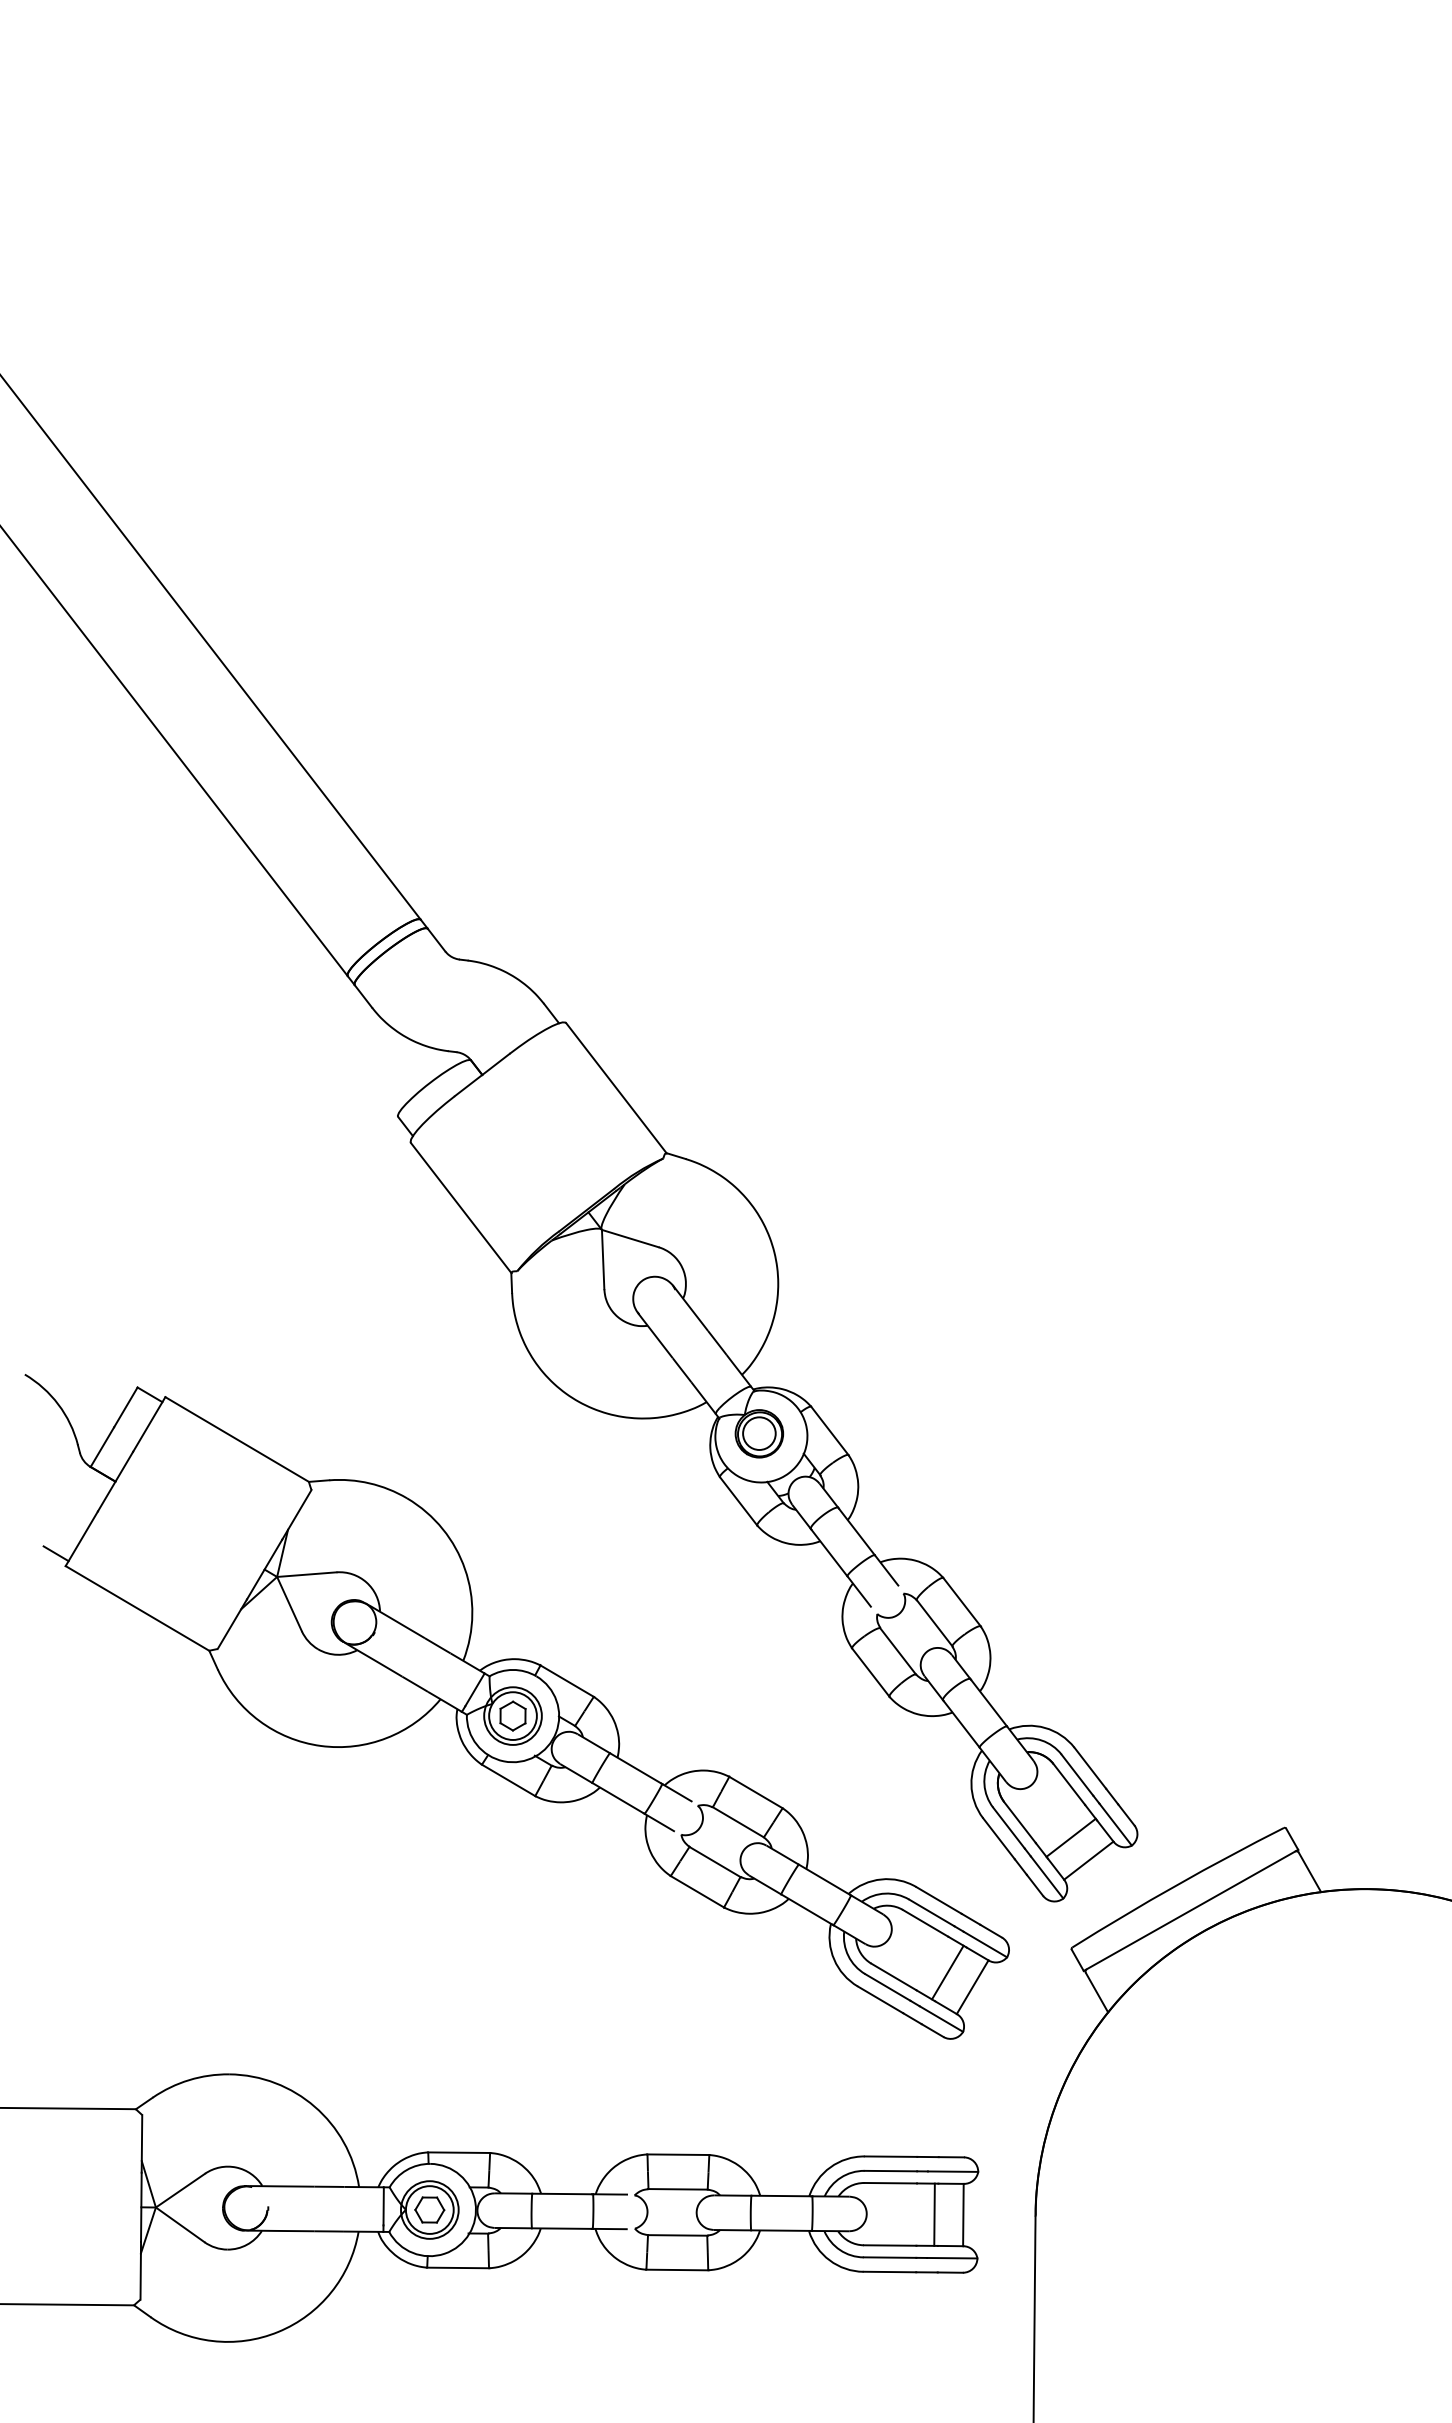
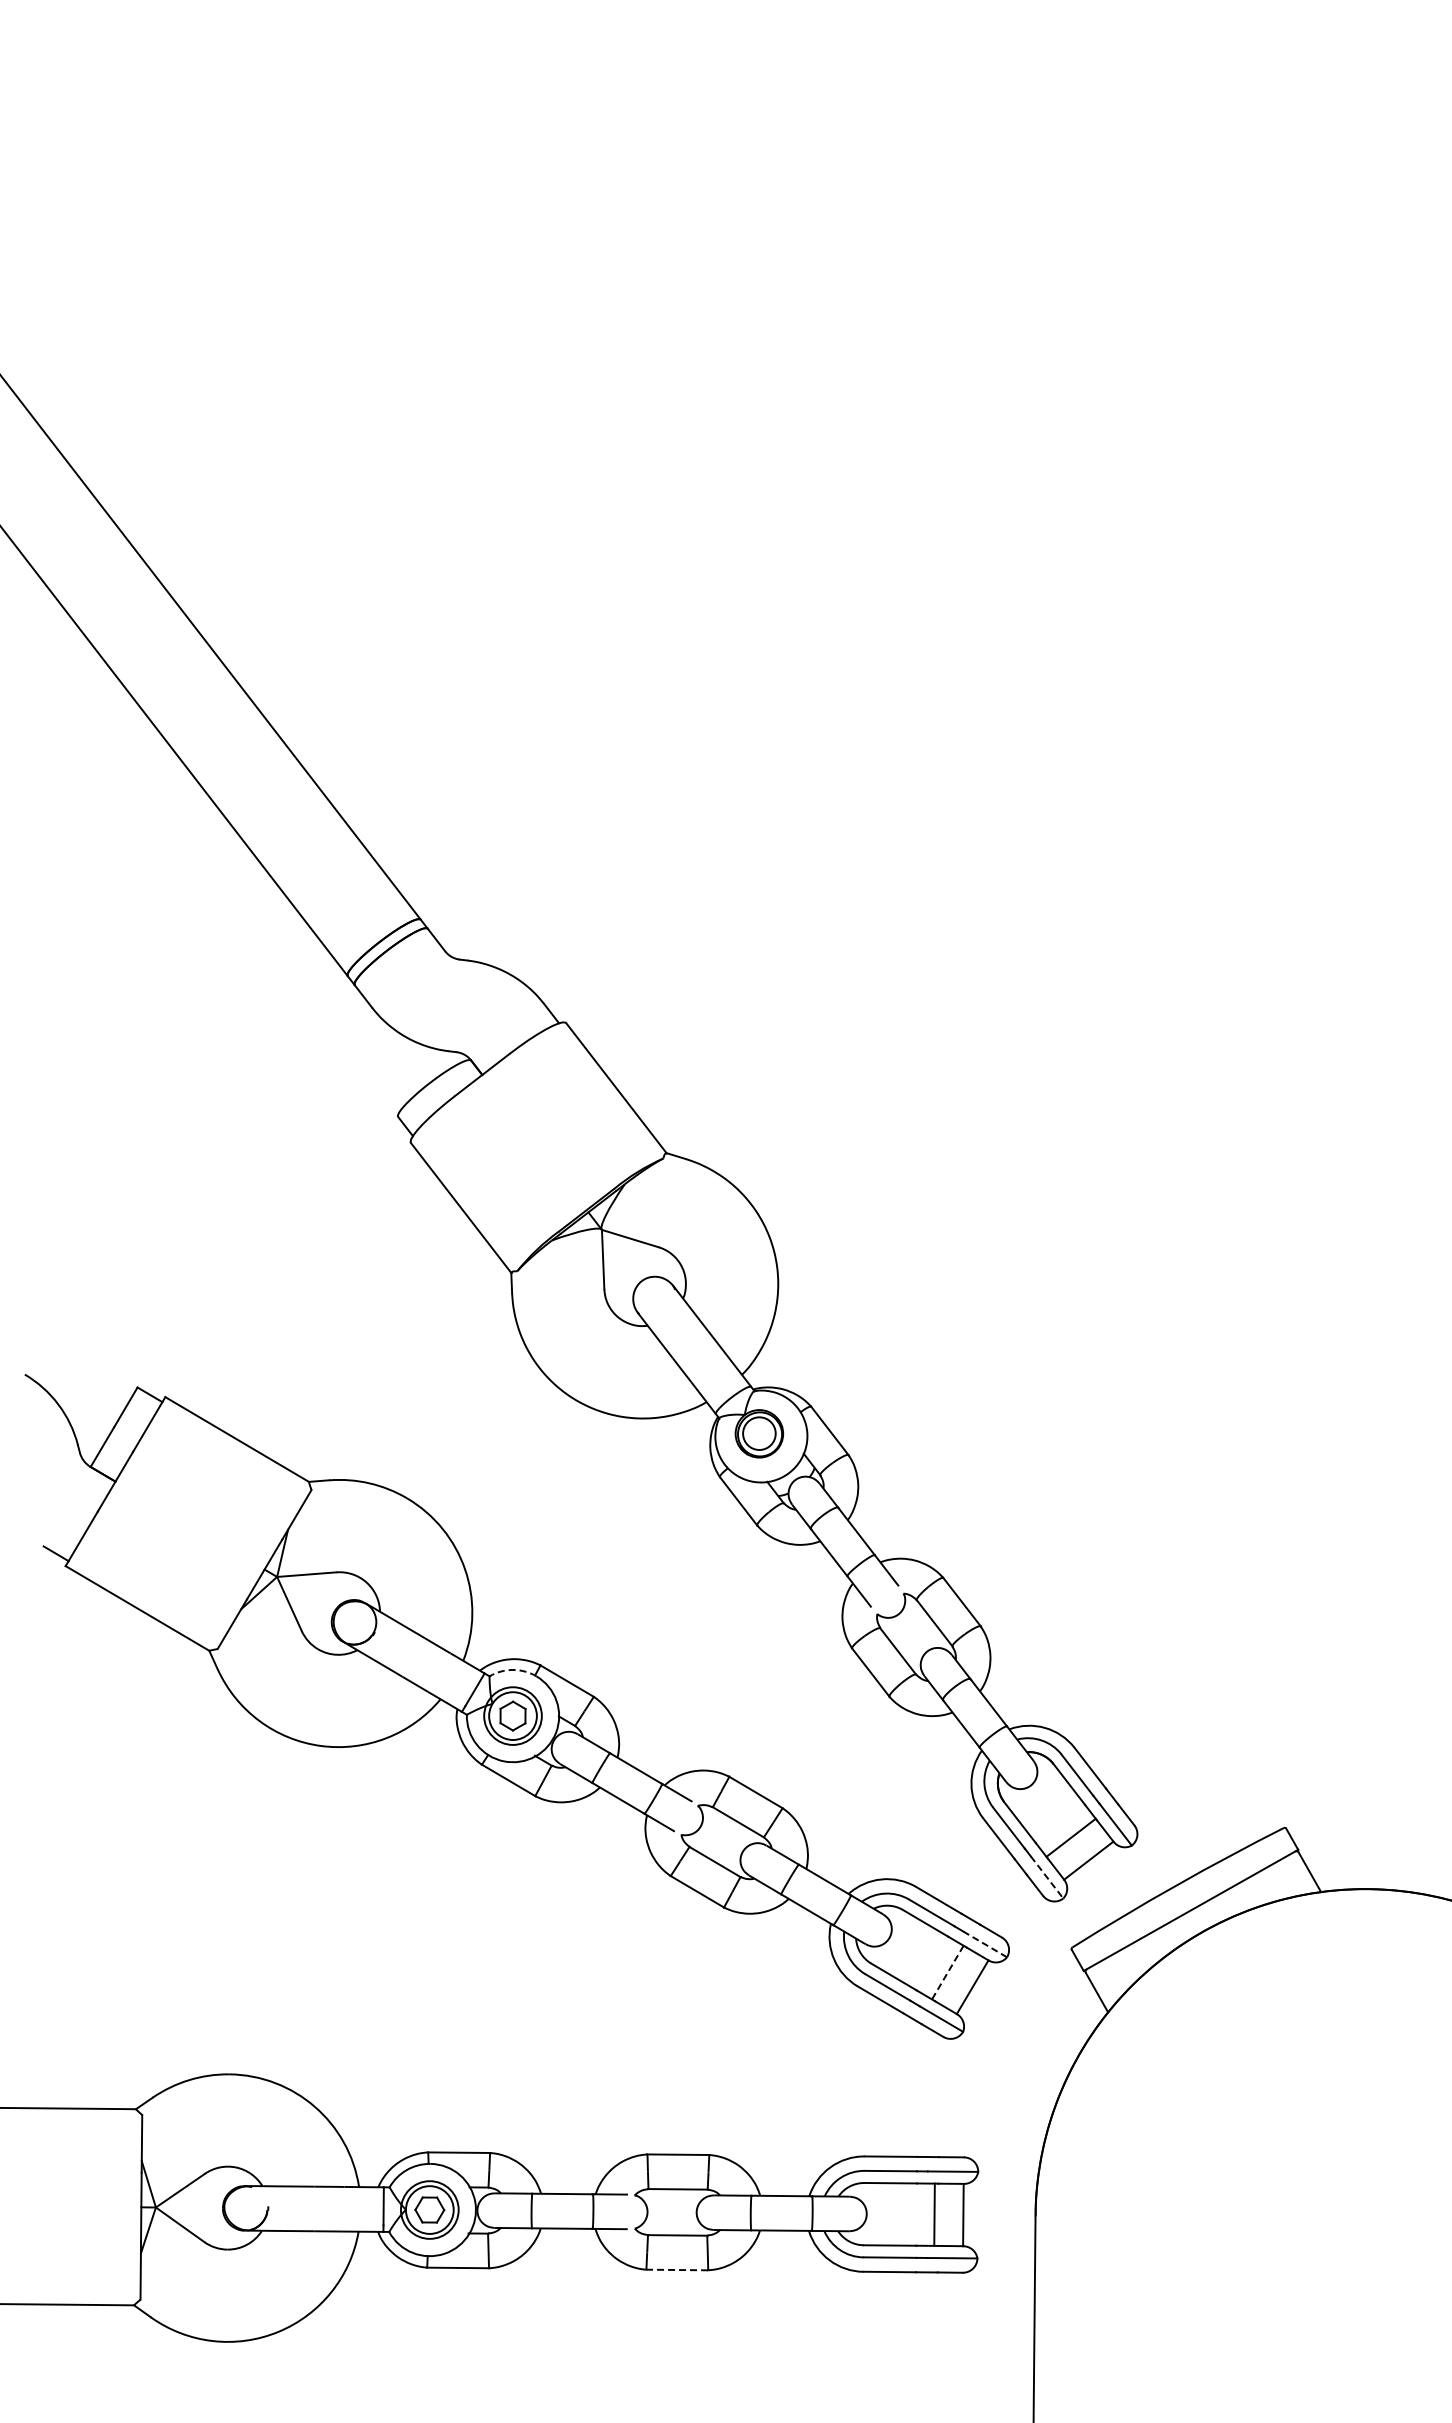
arc: solid -> dashed (512, 1669)
line: solid -> dashed (1047, 1877)
line: solid -> dashed (984, 1944)
line: solid -> dashed (947, 1973)
line: solid -> dashed (677, 2270)
